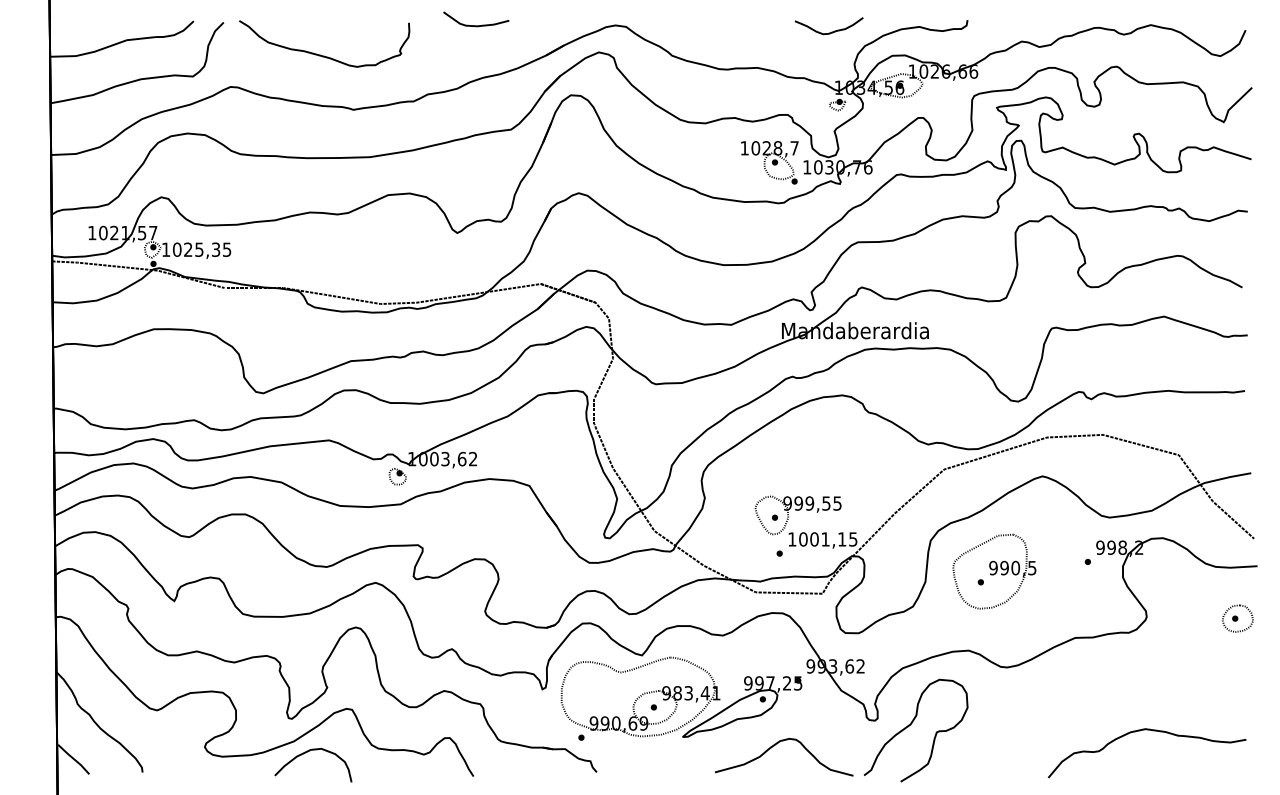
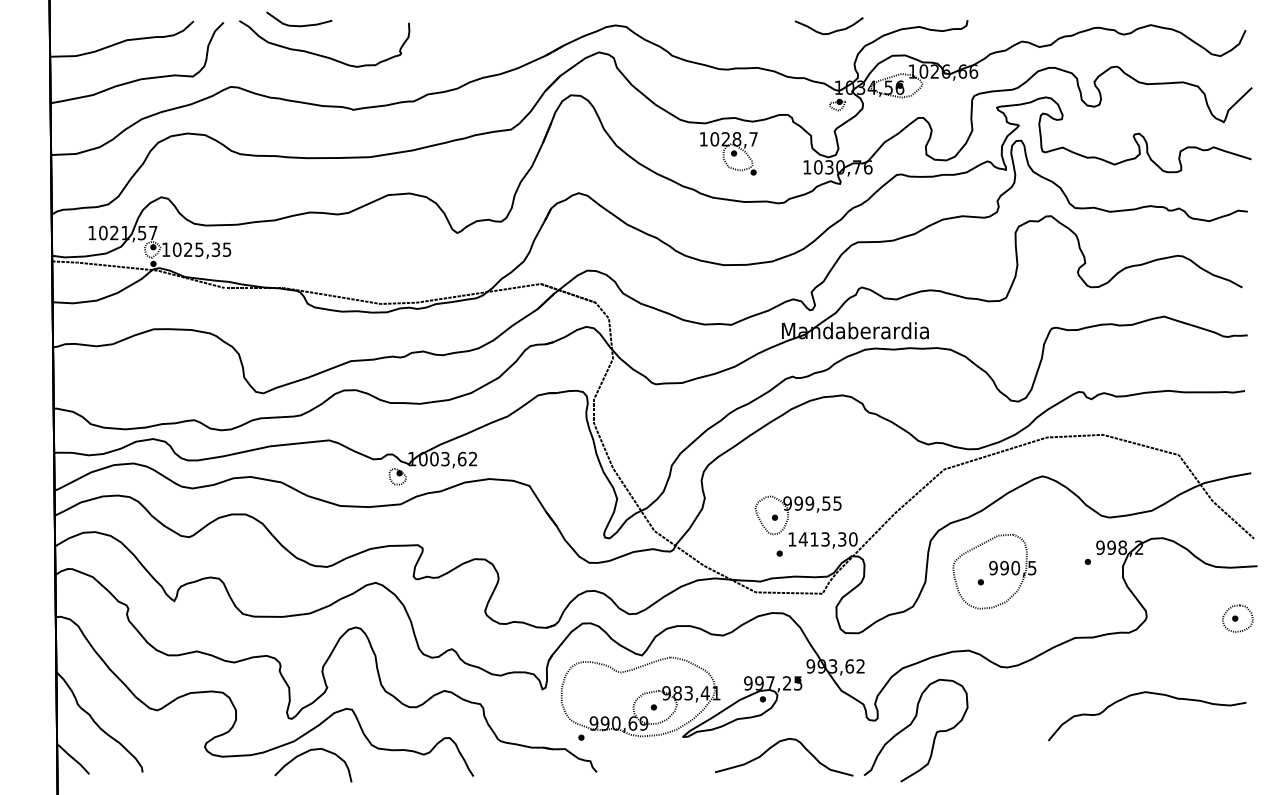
curve position: (476, 25) -> (299, 25) (299, 25)
part position: (769, 162) -> (728, 153) (728, 153)
text: 1001,15 -> 1413,30 (827, 539)
curve position: (1153, 731) -> (1153, 694) (1153, 694)
